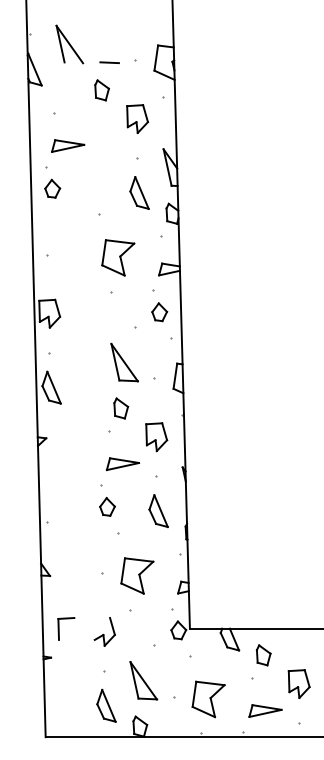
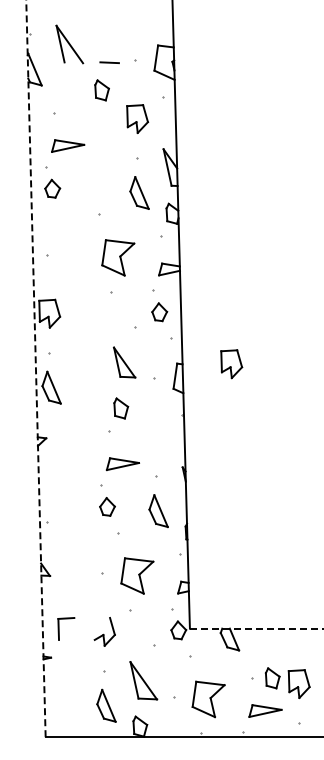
part size: 29x41 px -> 24x33 px (124, 362)
line: solid -> dashed (35, 368)
part position: (156, 437) -> (231, 364) (231, 364)
line: solid -> dashed (256, 628)
part position: (263, 655) -> (272, 678) (272, 678)
